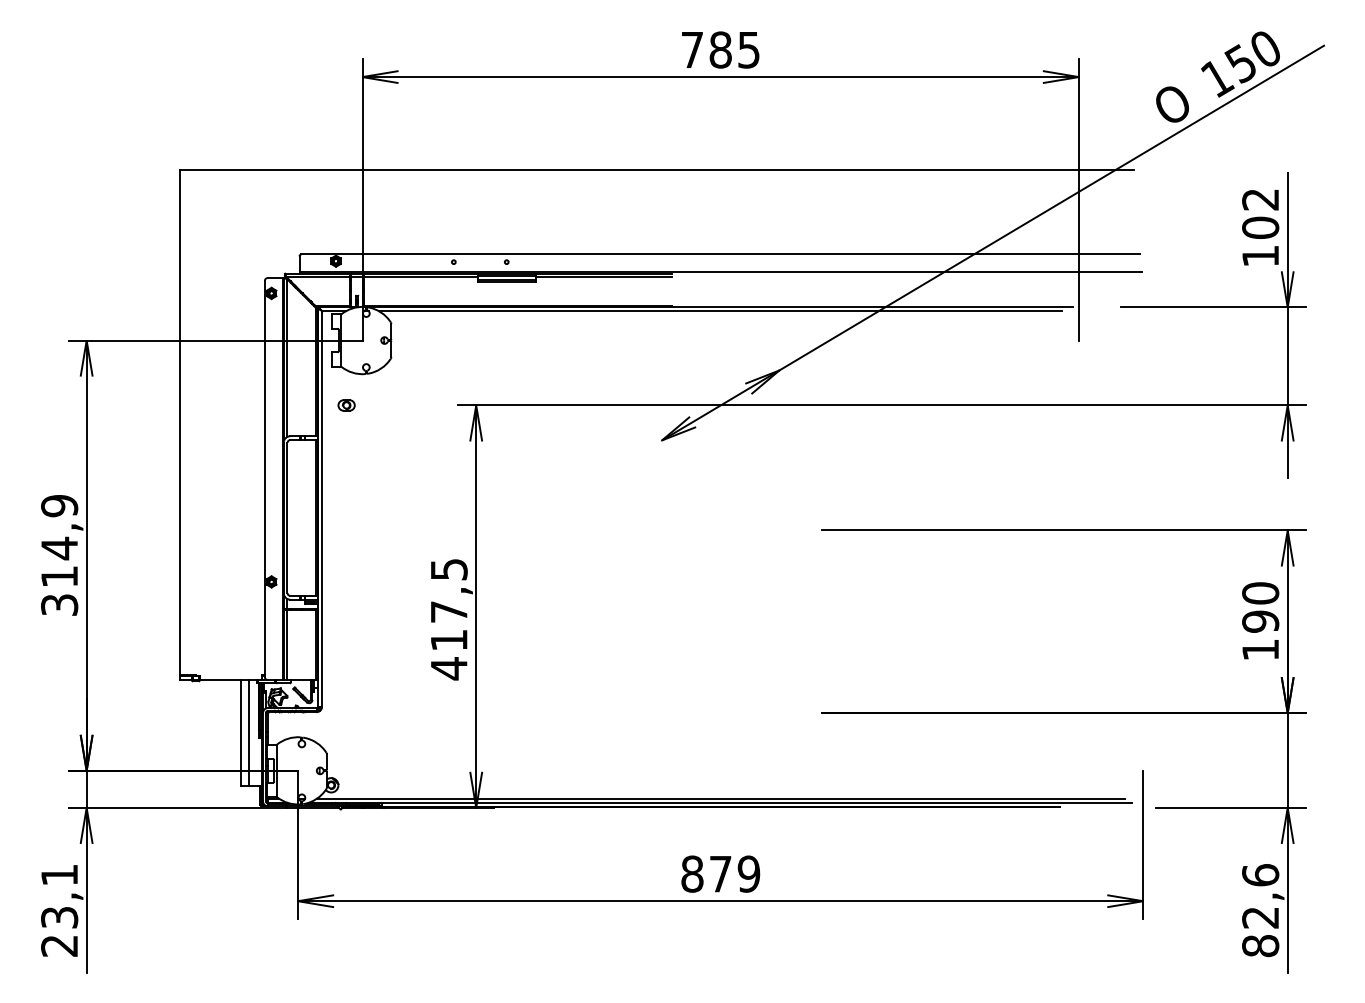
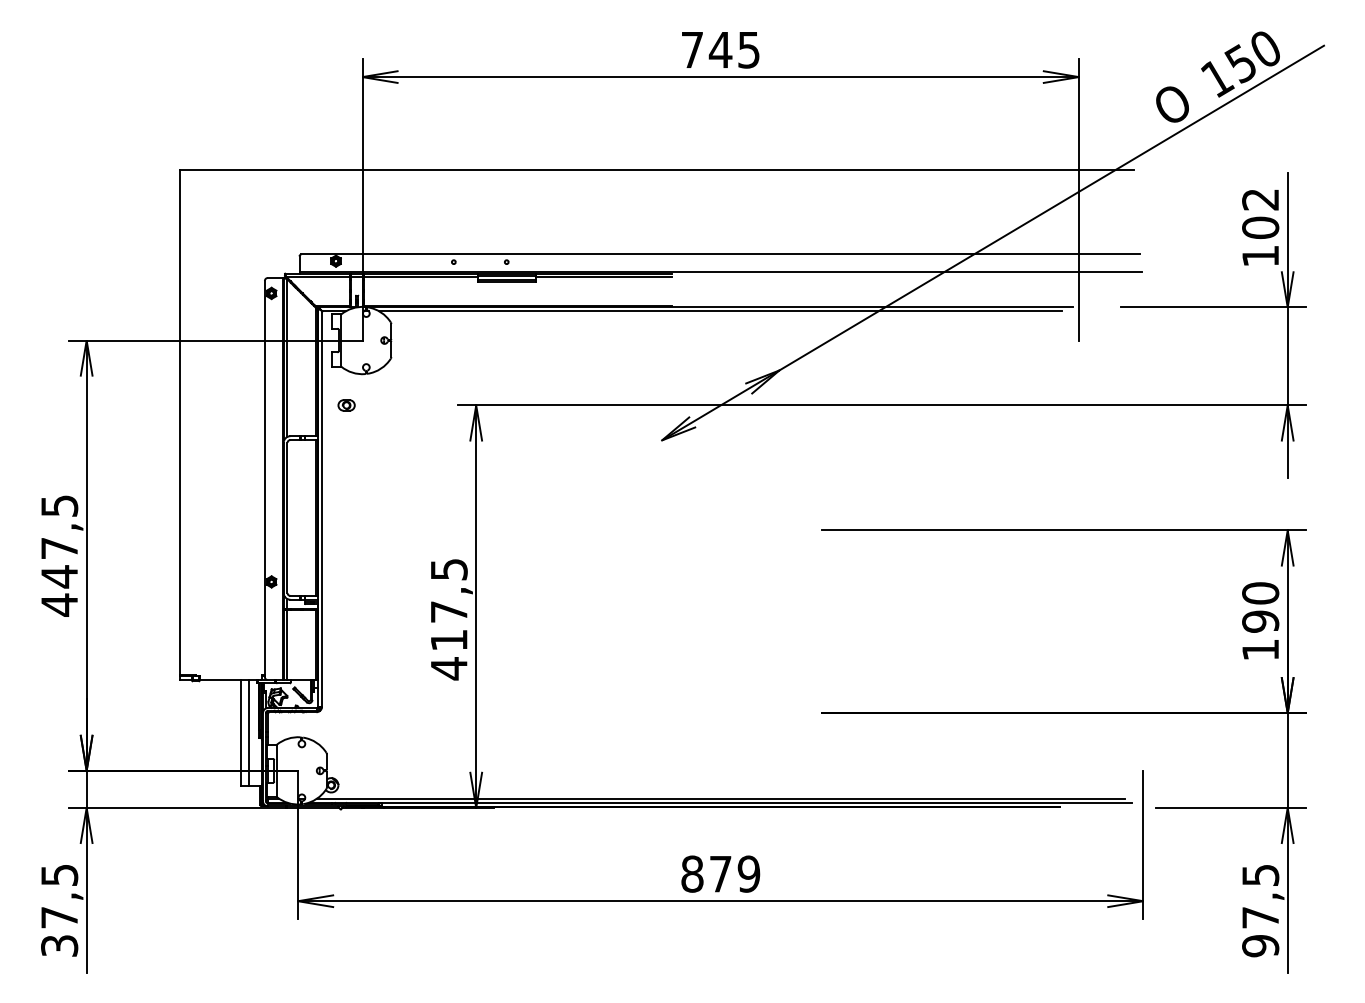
text: 785 -> 745 (720, 49)
text: 314,9 -> 447,5 (59, 555)
text: 23,1 -> 37,5 (59, 910)
text: 82,6 -> 97,5 (1260, 910)
